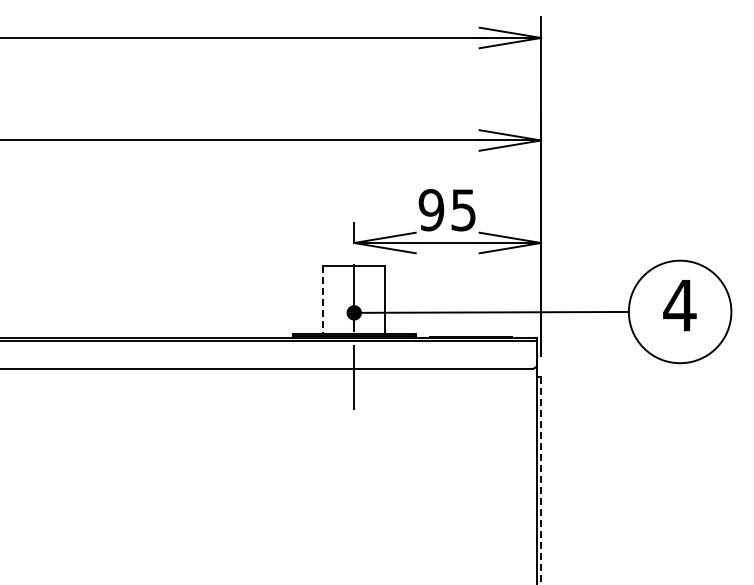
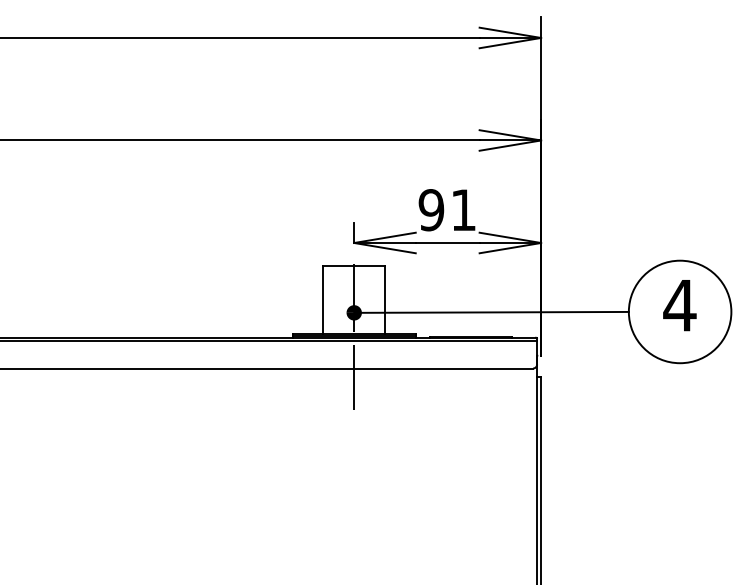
text: 95 -> 91 (463, 210)
line: dashed -> solid (323, 300)
line: dashed -> solid (541, 480)
